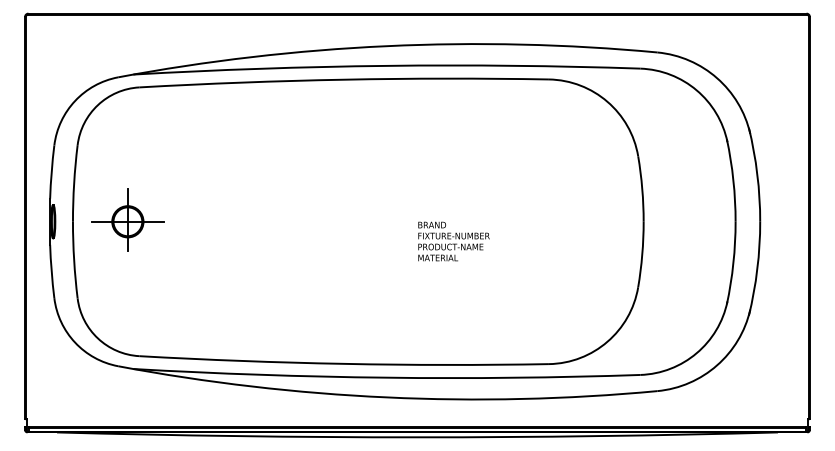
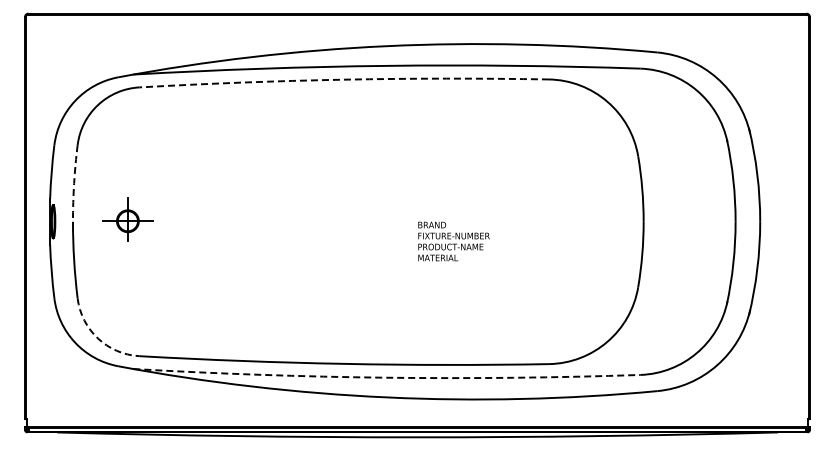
arc: solid -> dashed (344, 79)
arc: solid -> dashed (74, 183)
part size: 74x64 px -> 52x45 px (127, 219)
arc: solid -> dashed (97, 338)
arc: solid -> dashed (386, 377)
